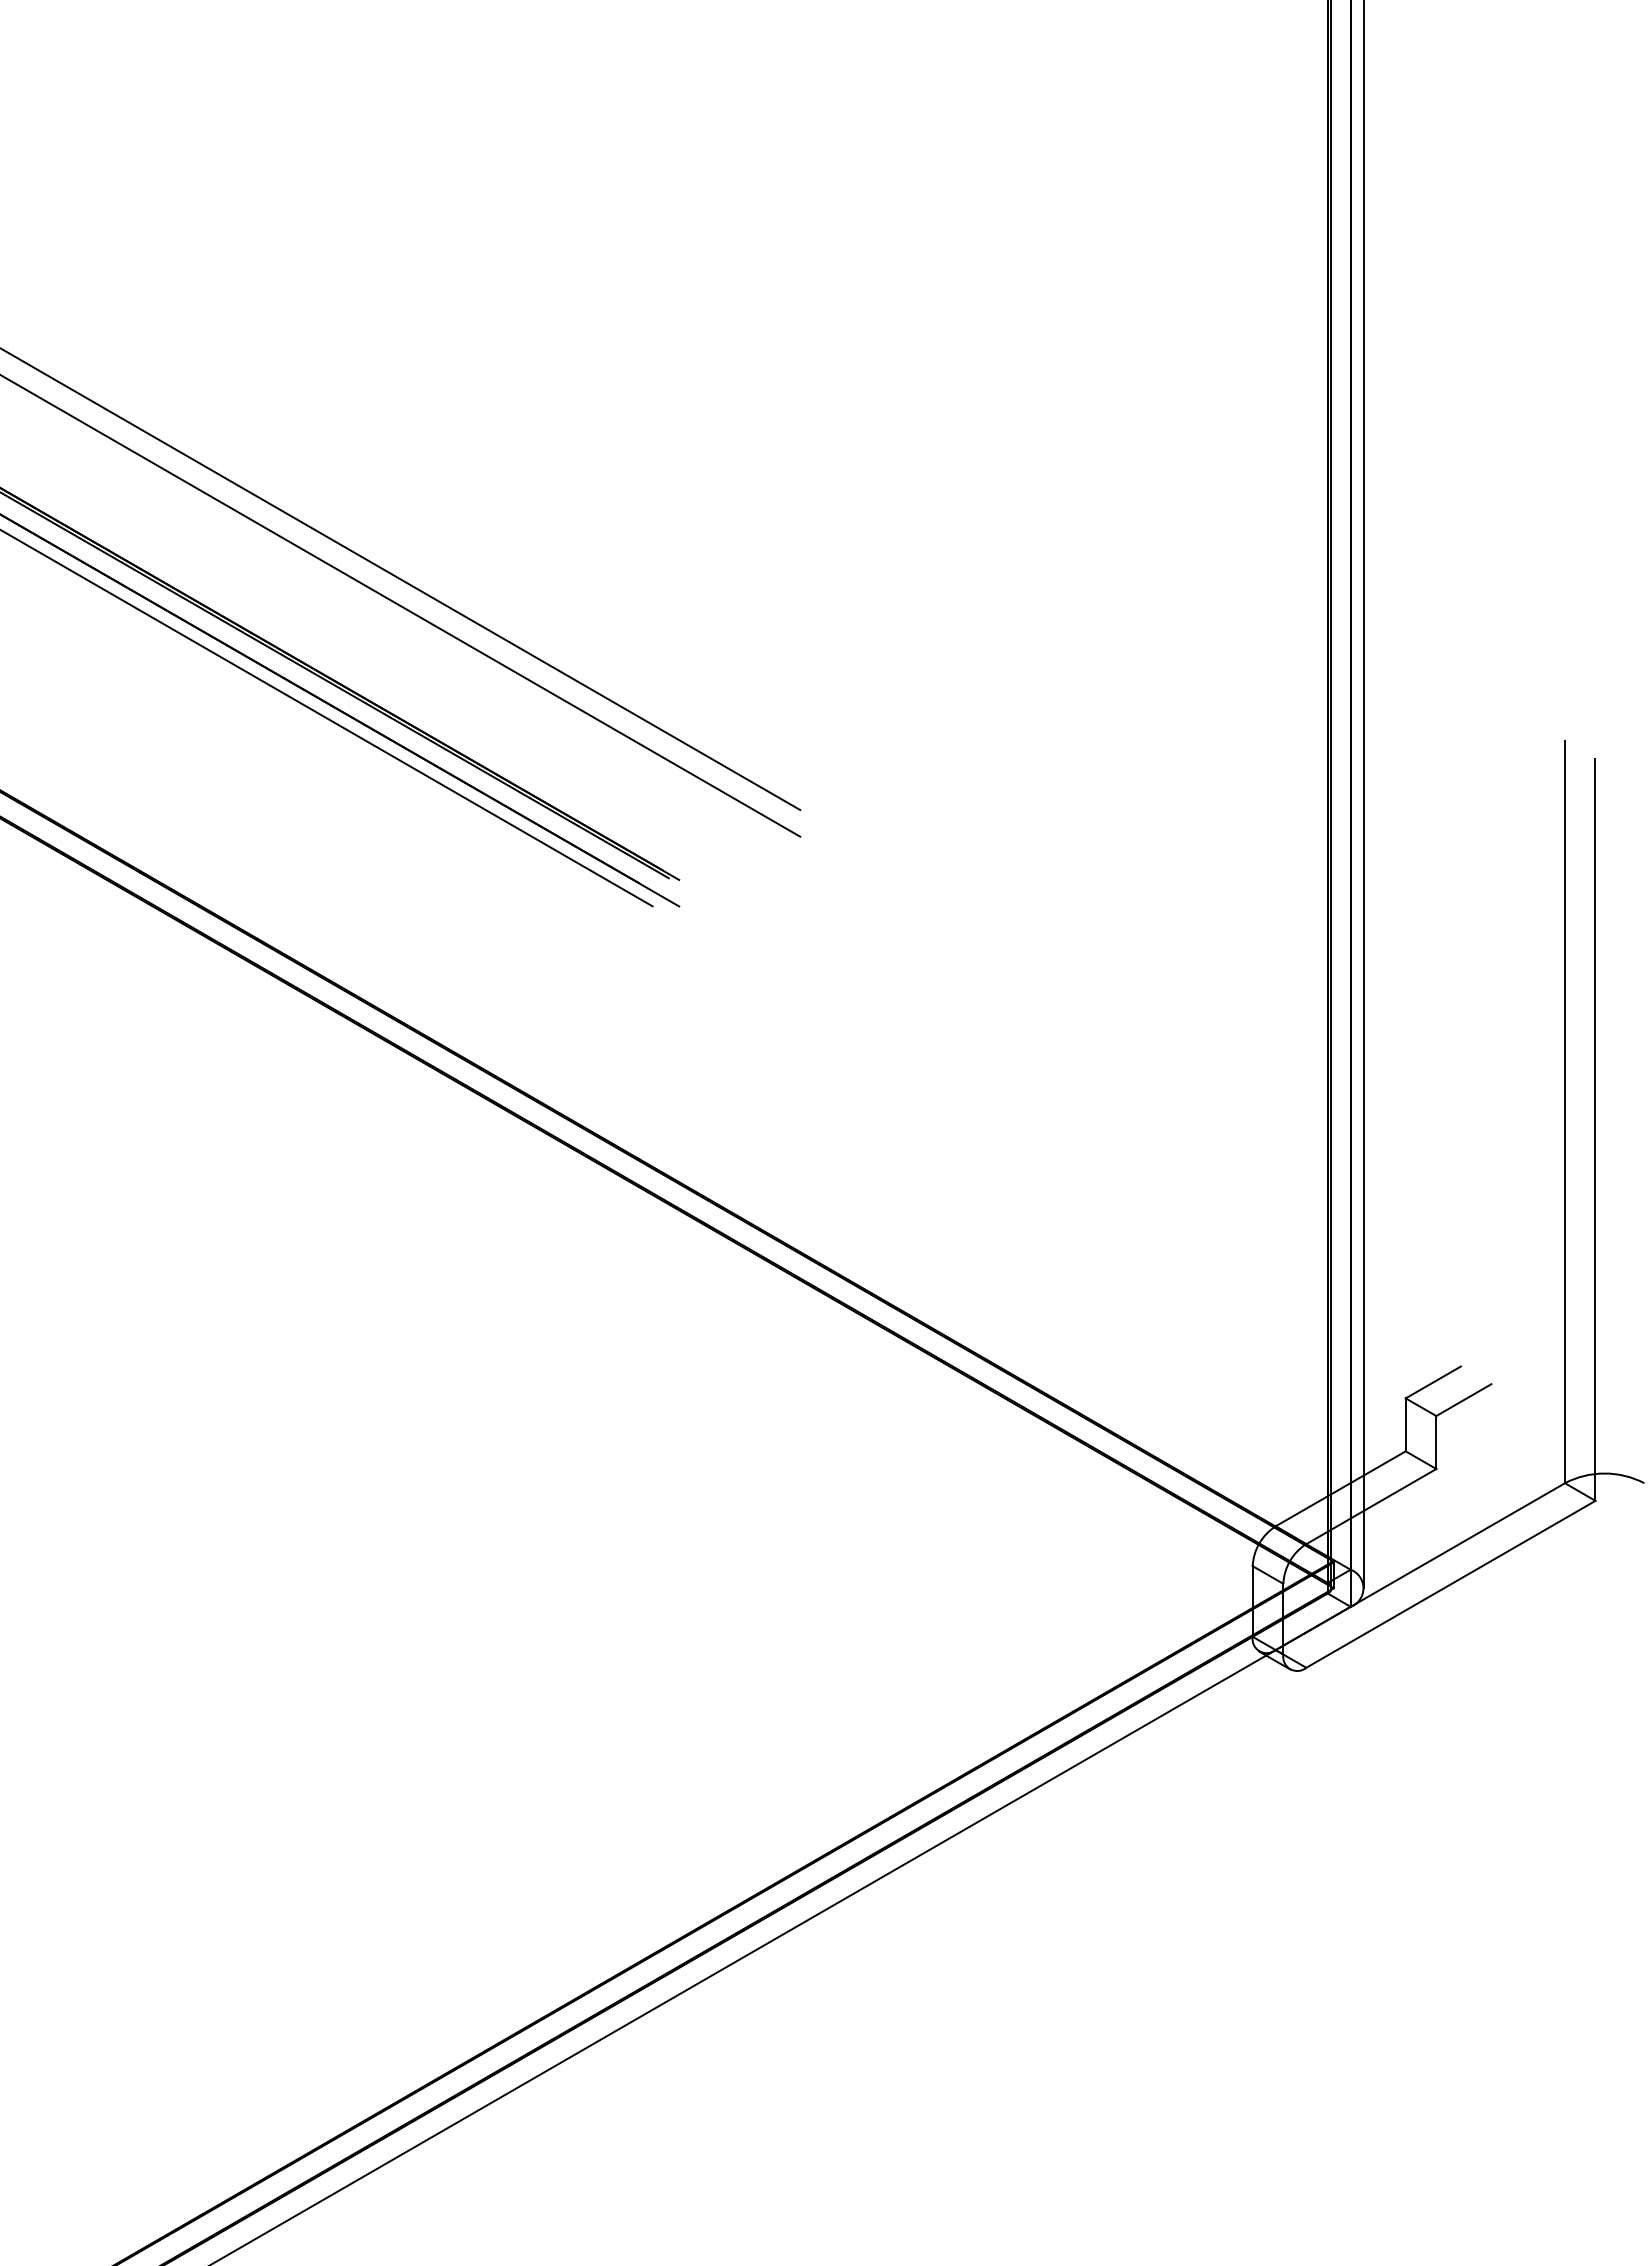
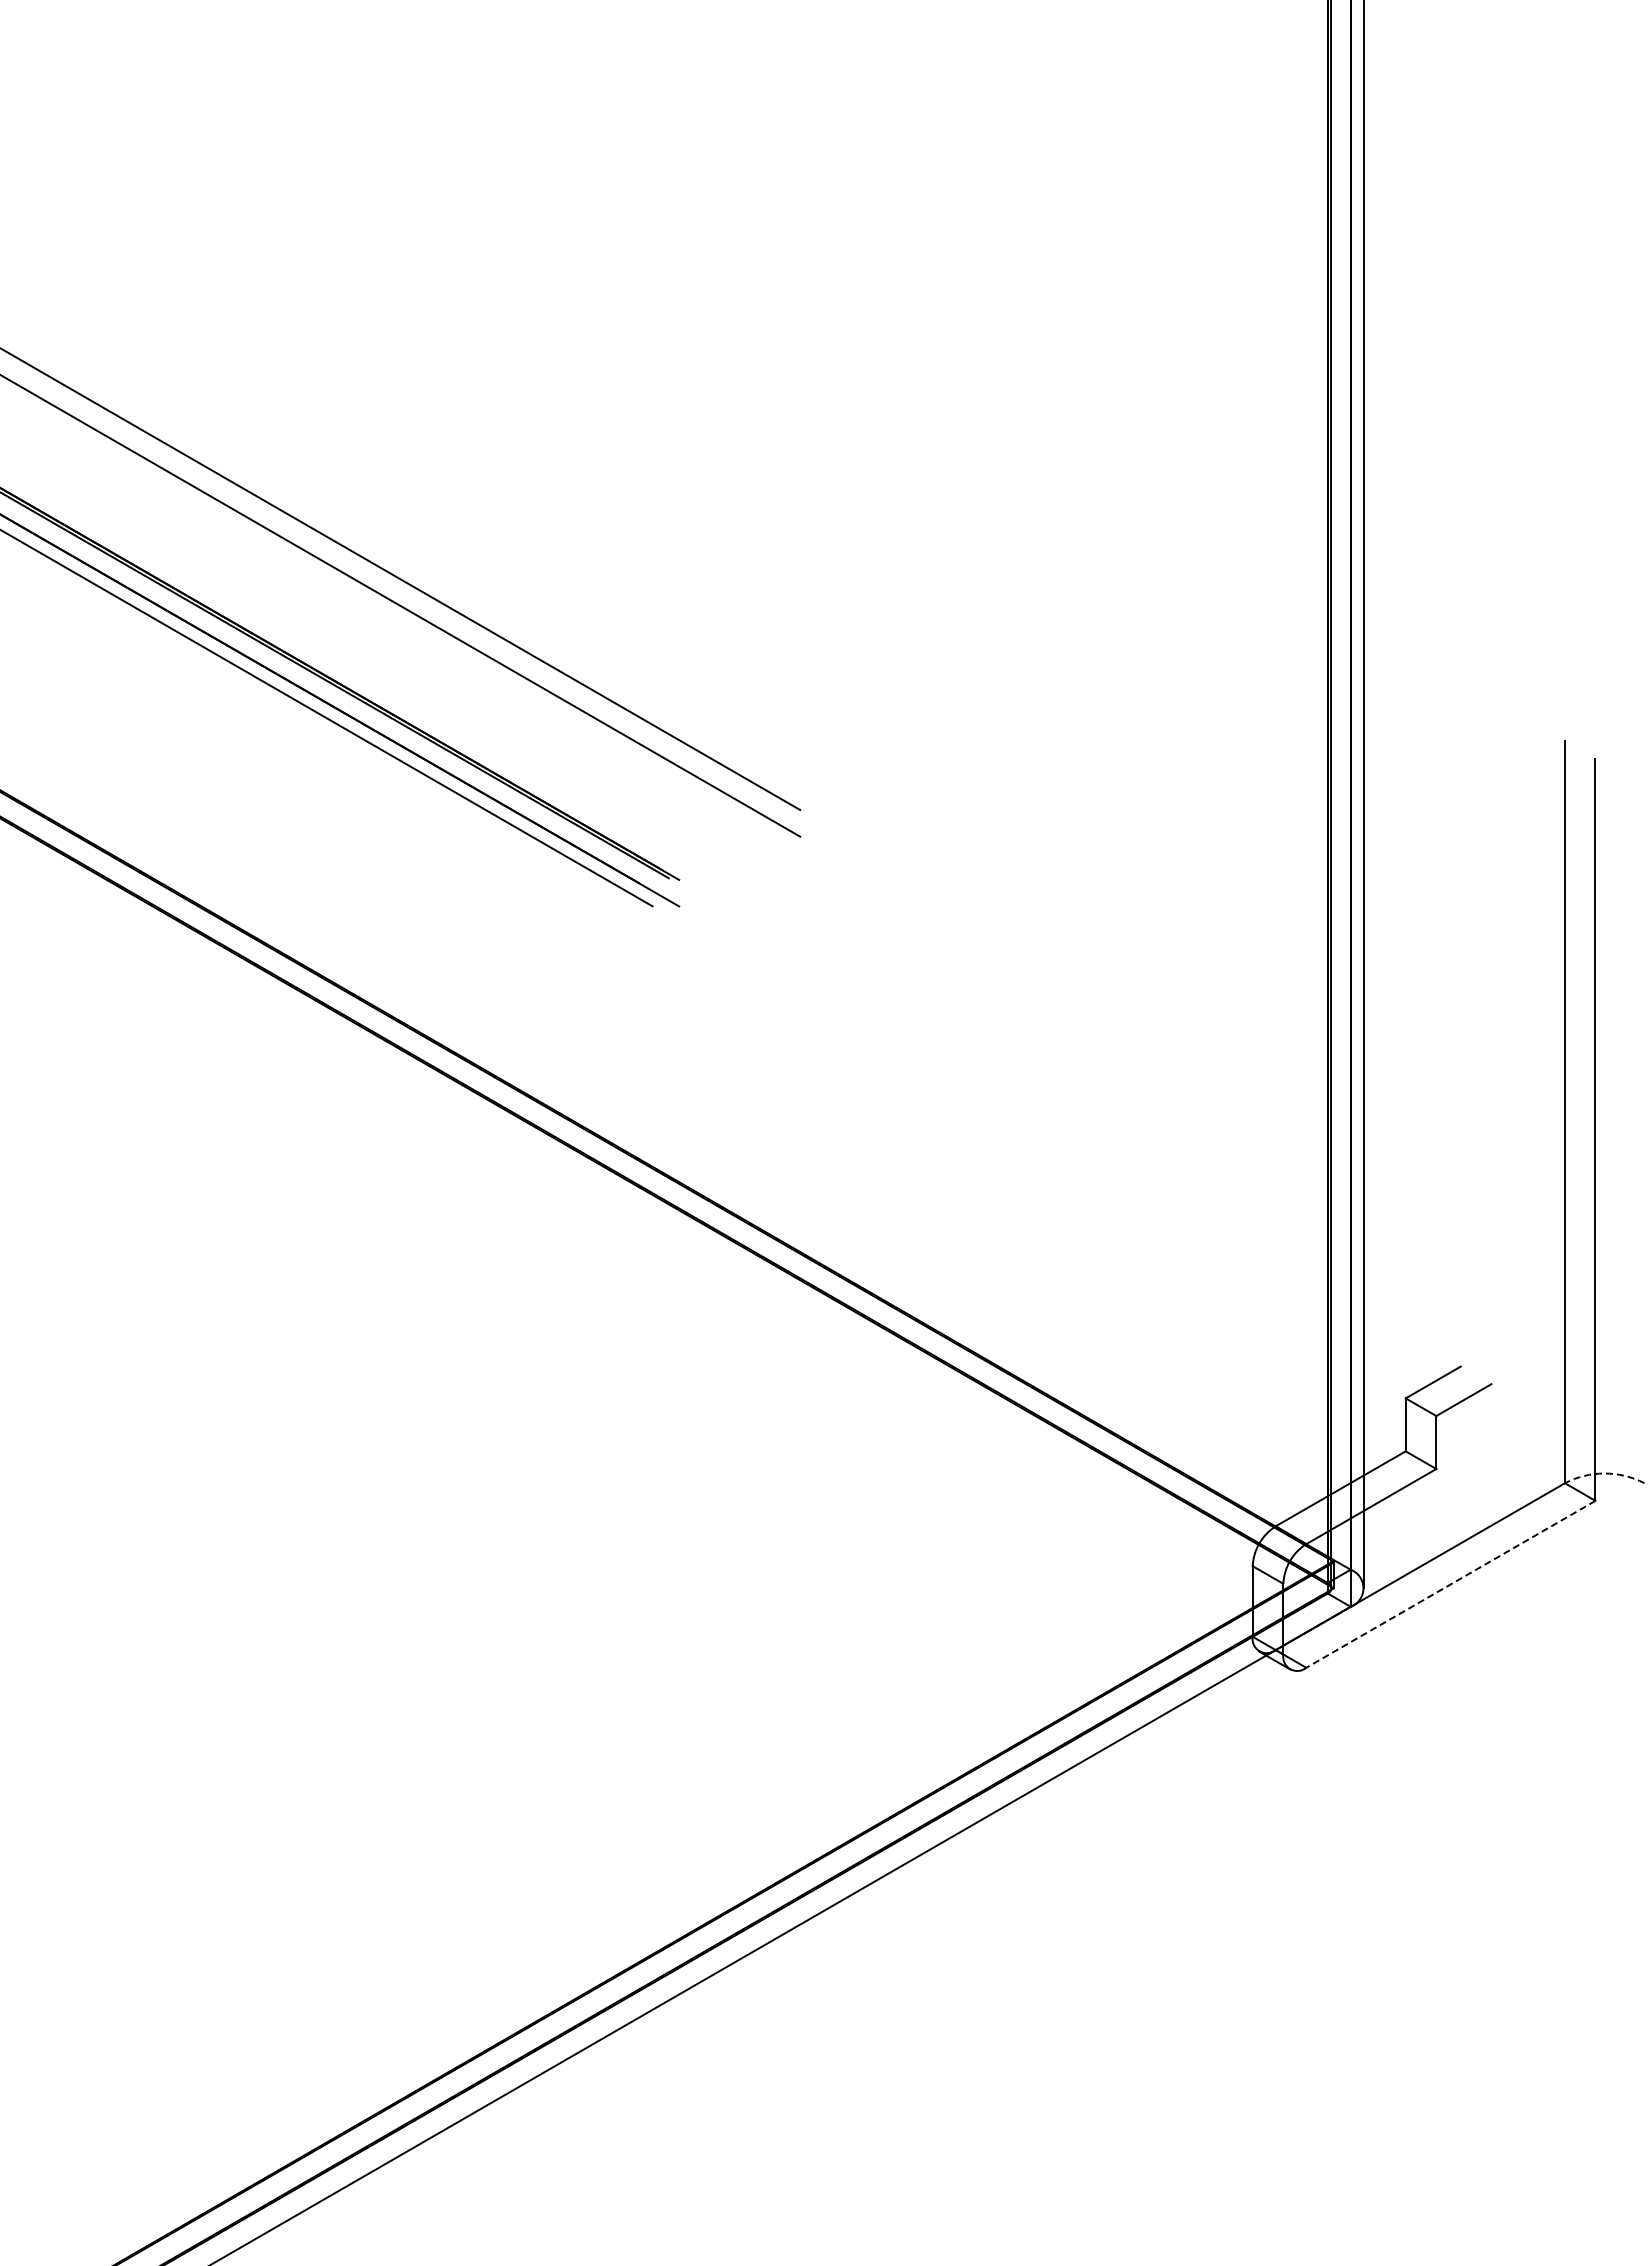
arc: solid -> dashed (1604, 1473)
line: solid -> dashed (1450, 1584)
